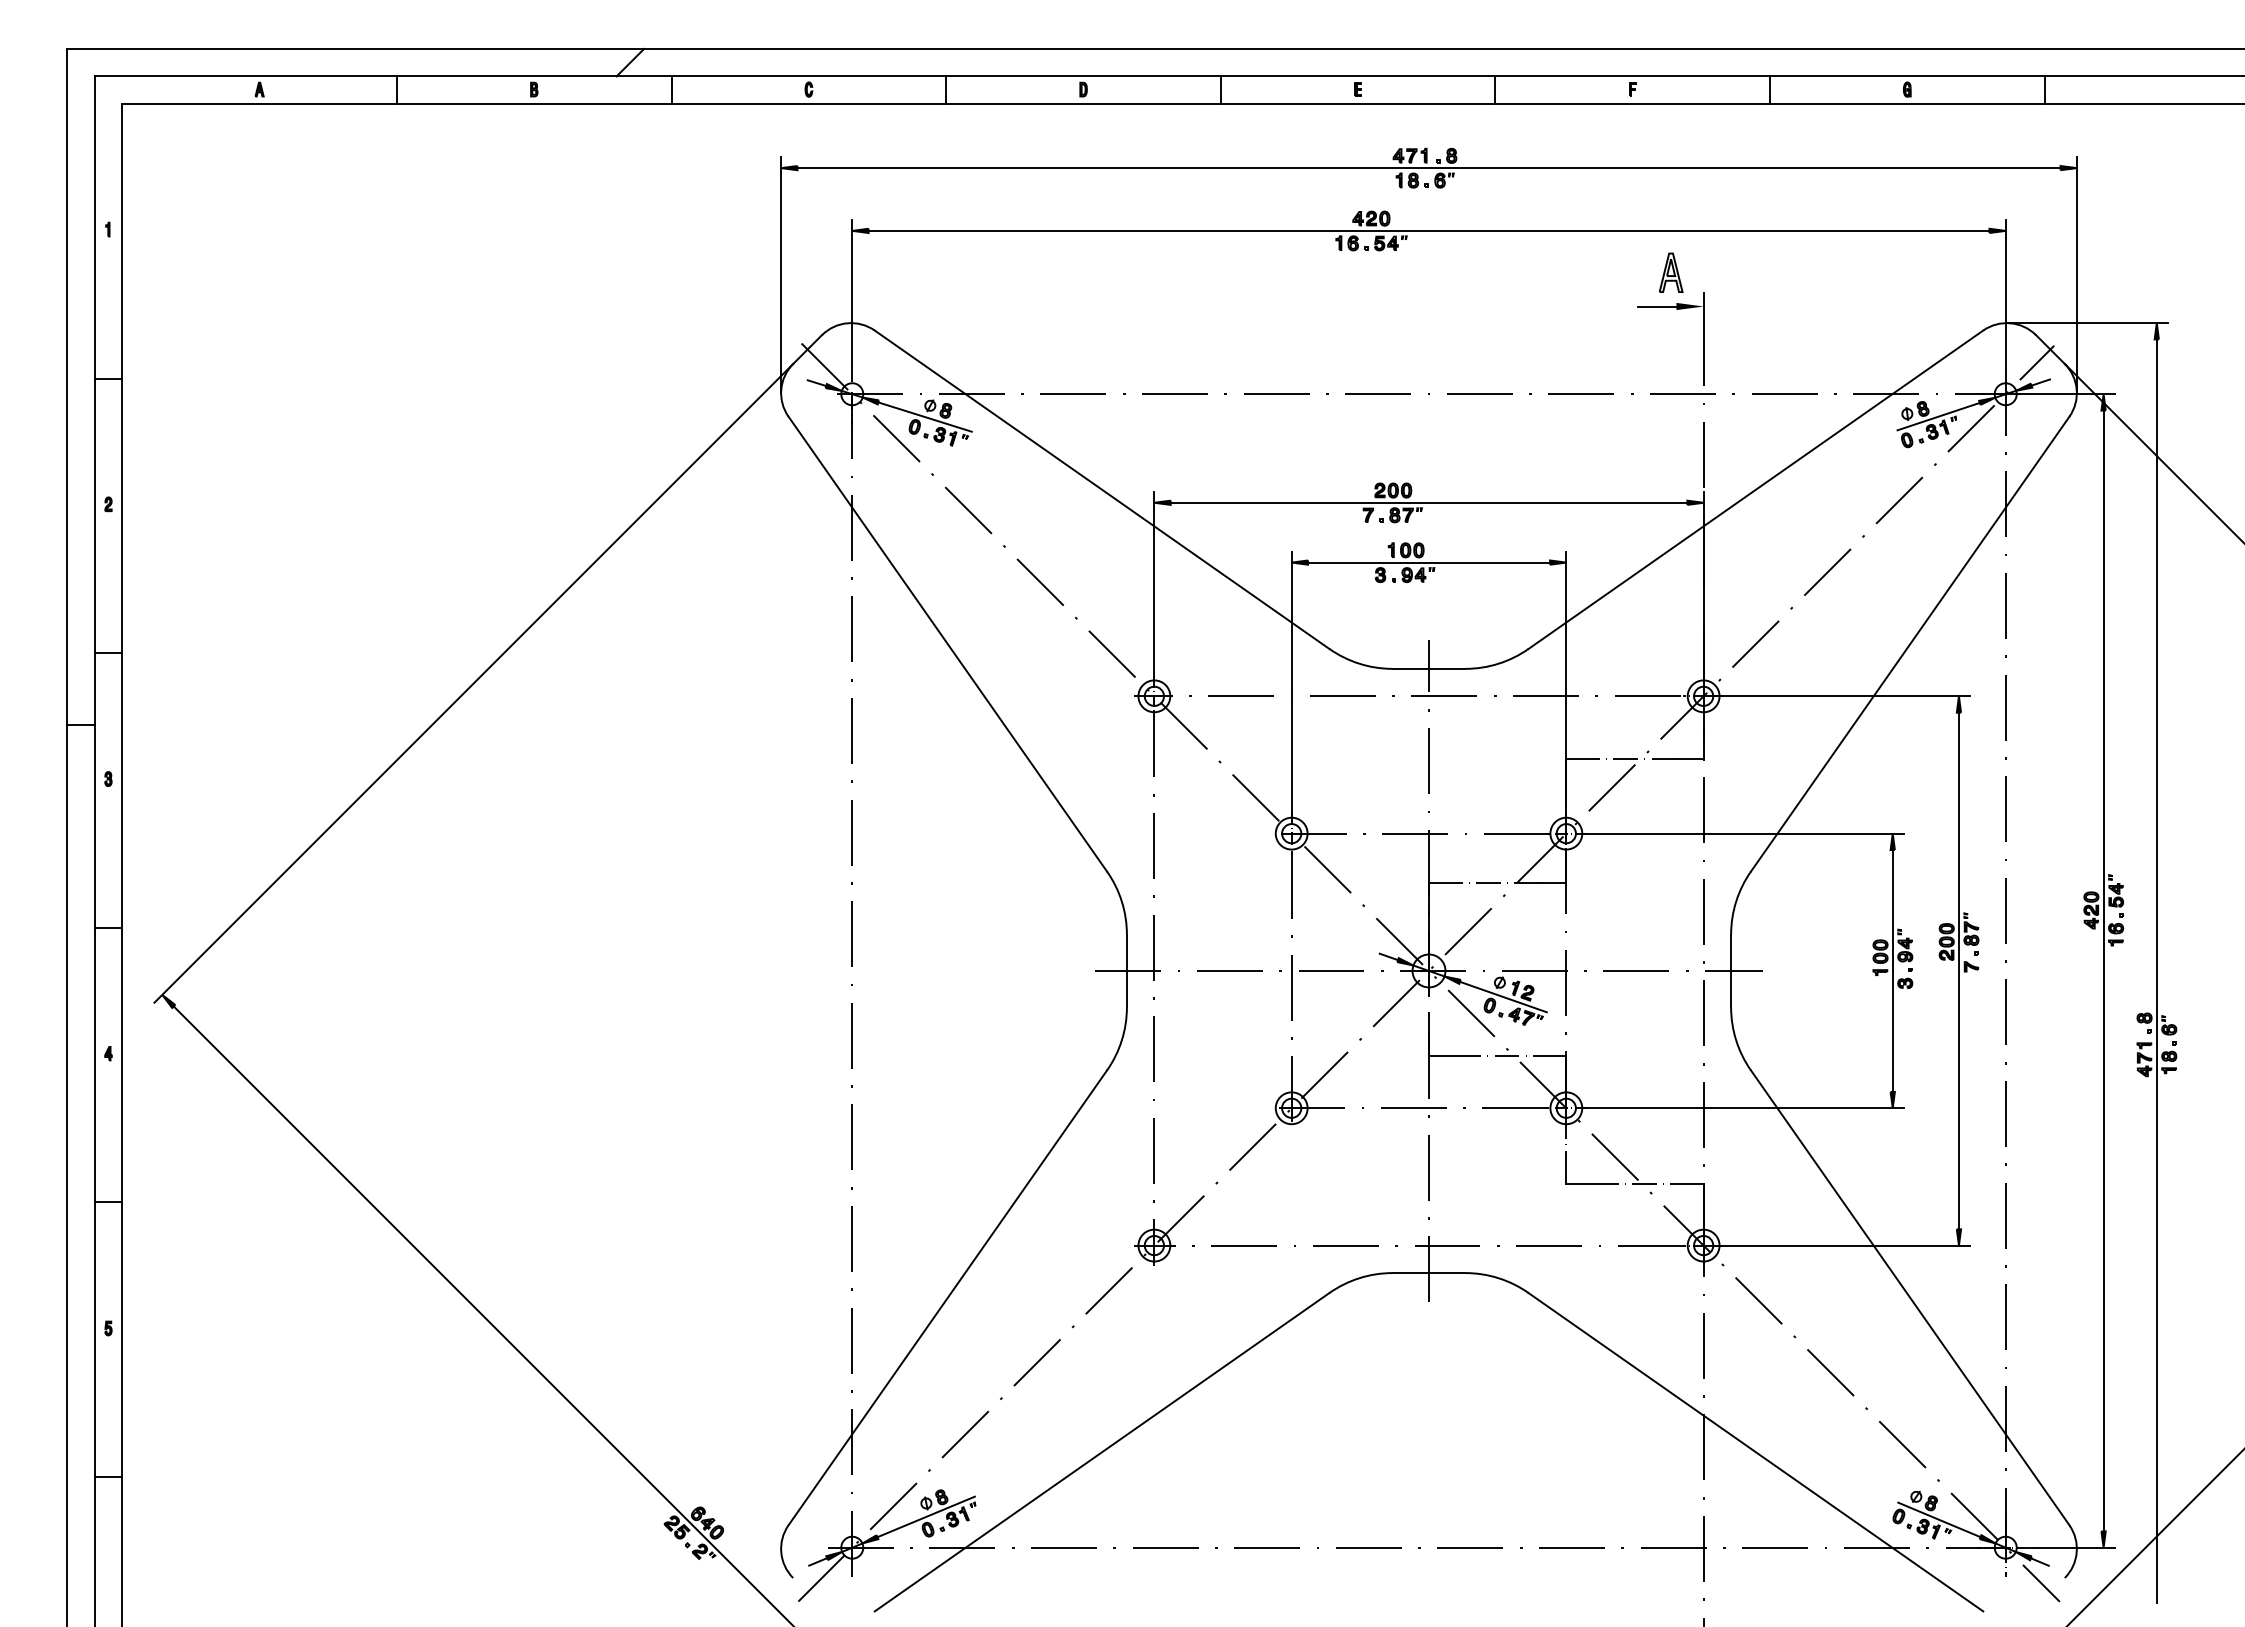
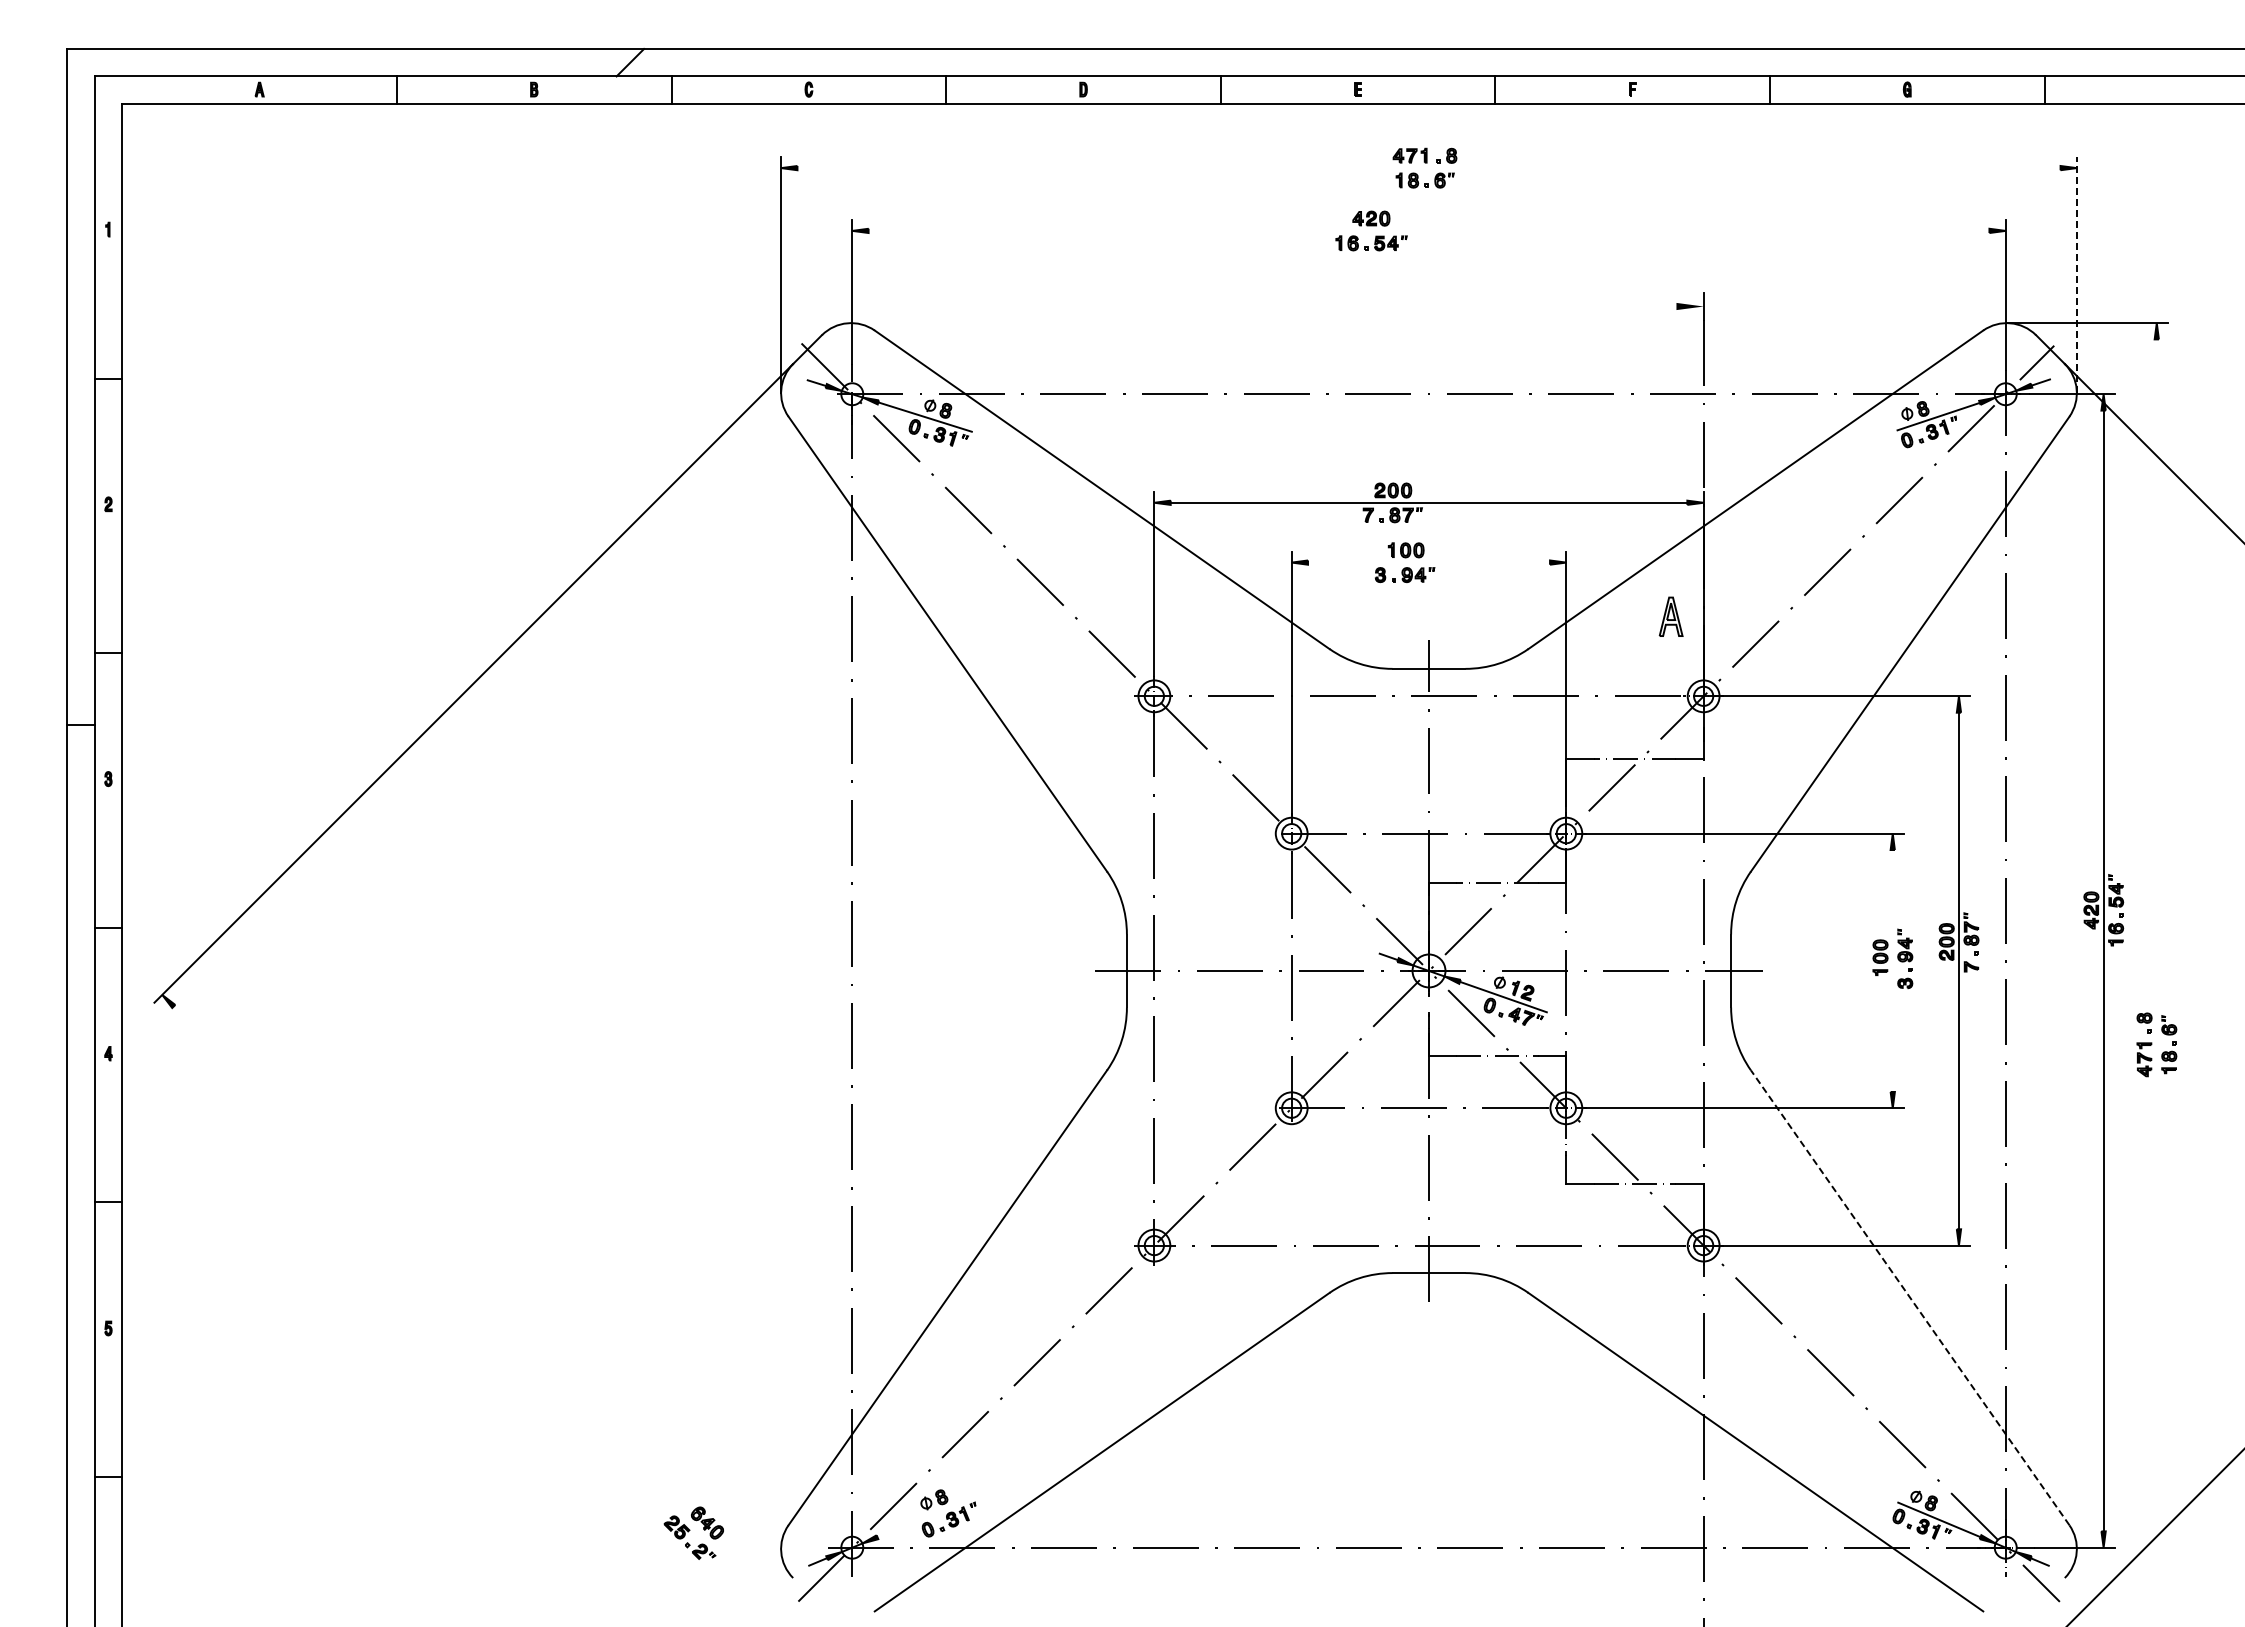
line: present -> none (1428, 168)
line: present -> none (1428, 230)
part position: (1670, 272) -> (1670, 616) (1670, 616)
line: solid -> dashed (2076, 275)
line: present -> none (1656, 306)
line: present -> none (1429, 562)
line: present -> none (1892, 970)
line: present -> none (2156, 970)
line: solid -> dashed (1910, 1297)
line: present -> none (481, 1314)
line: present -> none (925, 1516)
